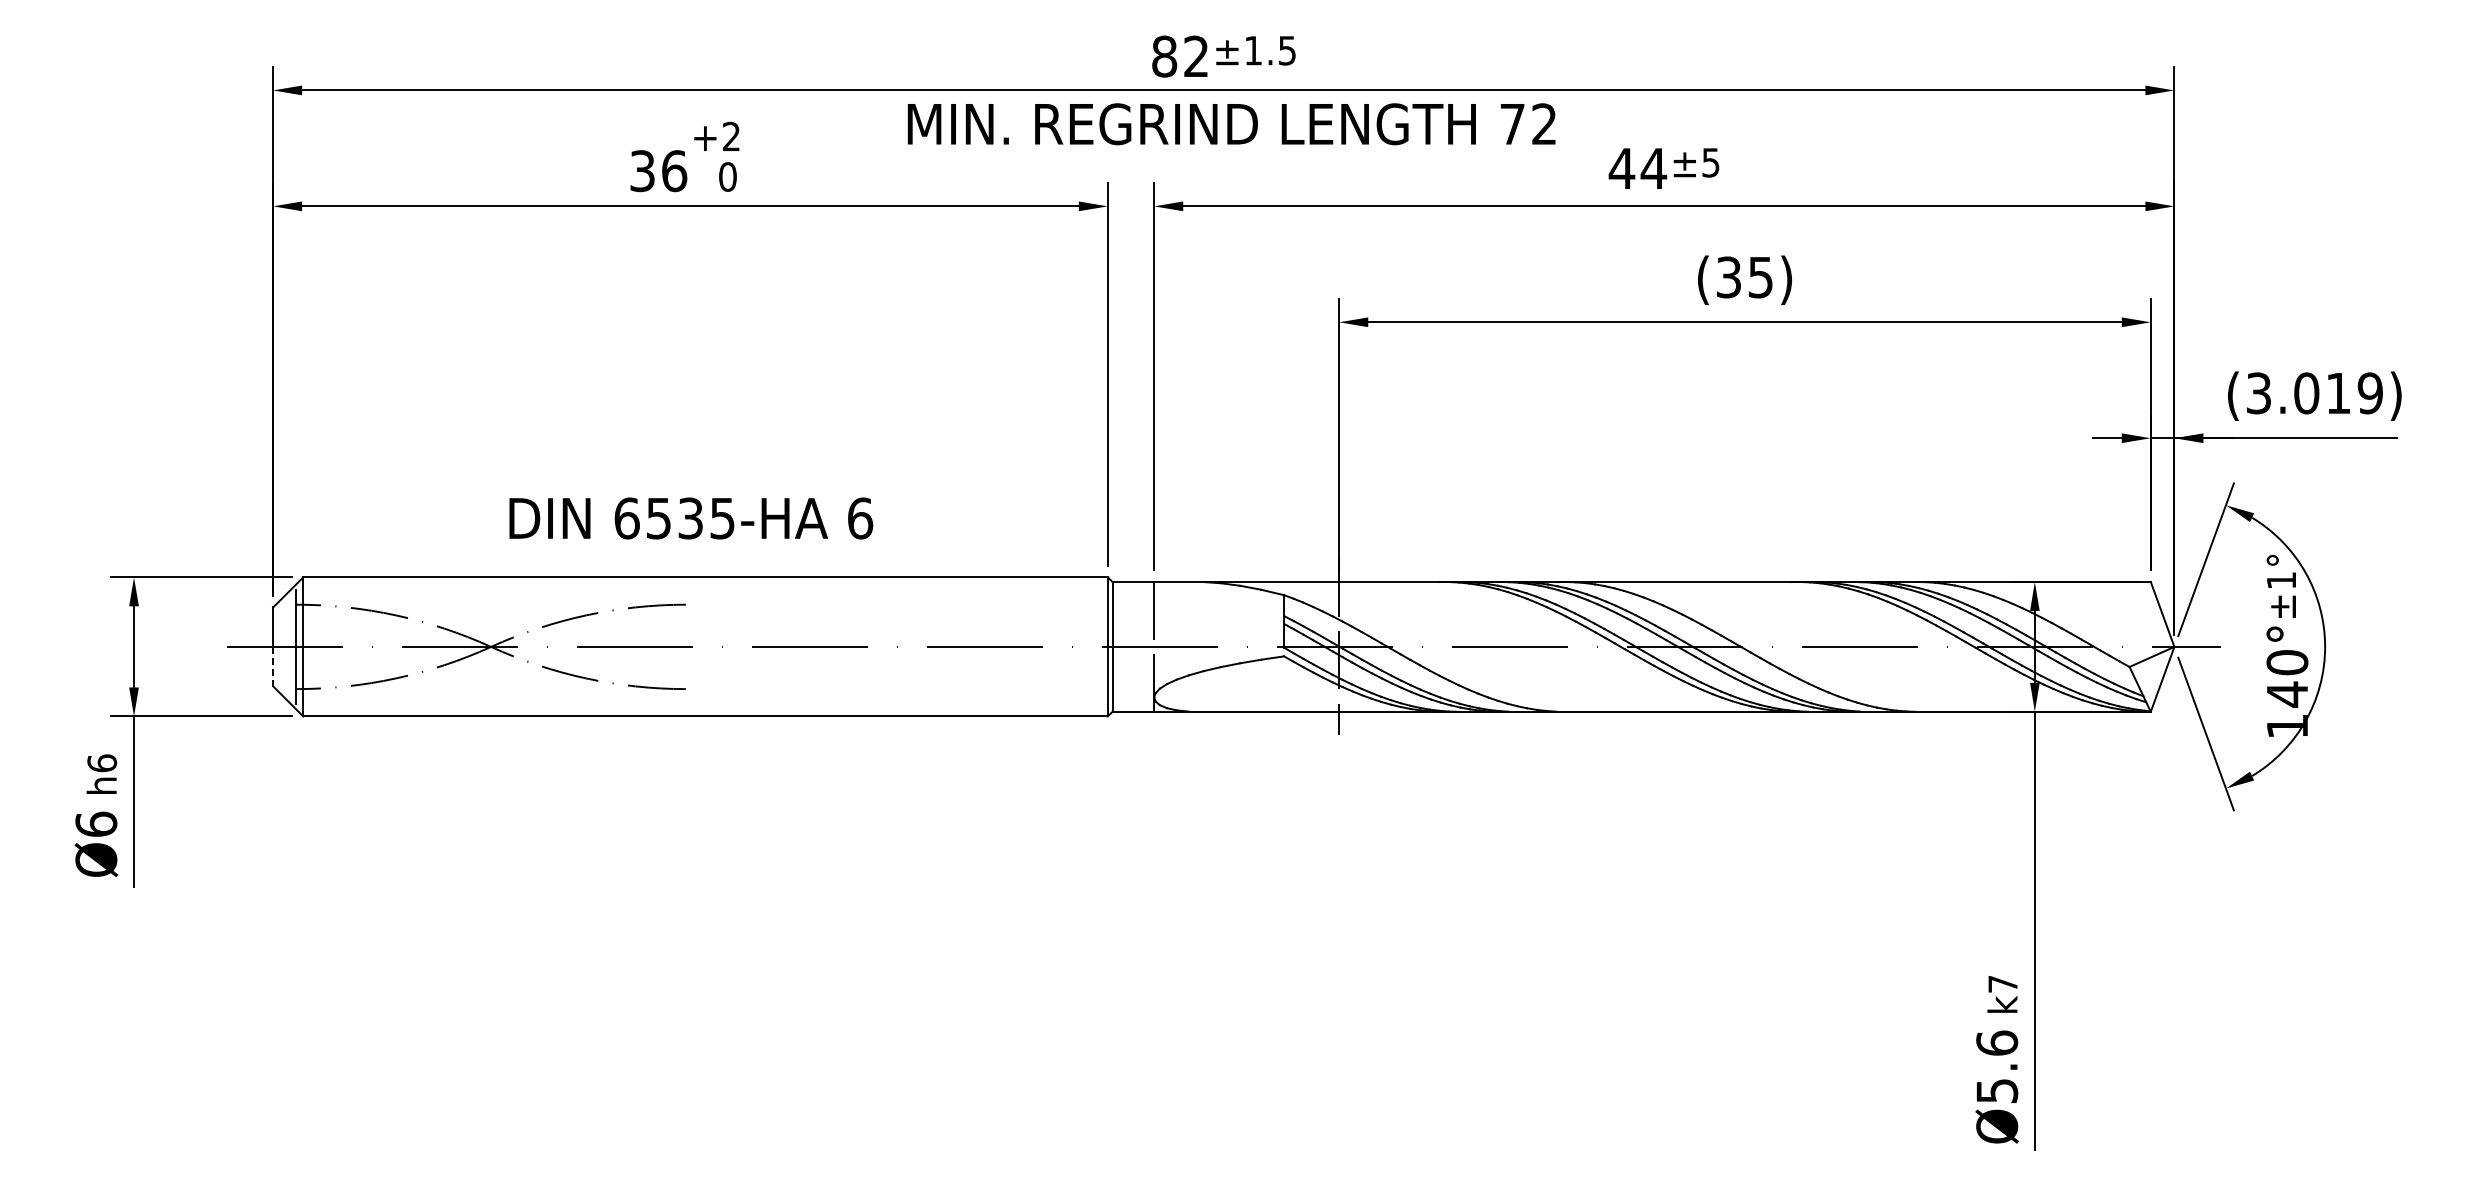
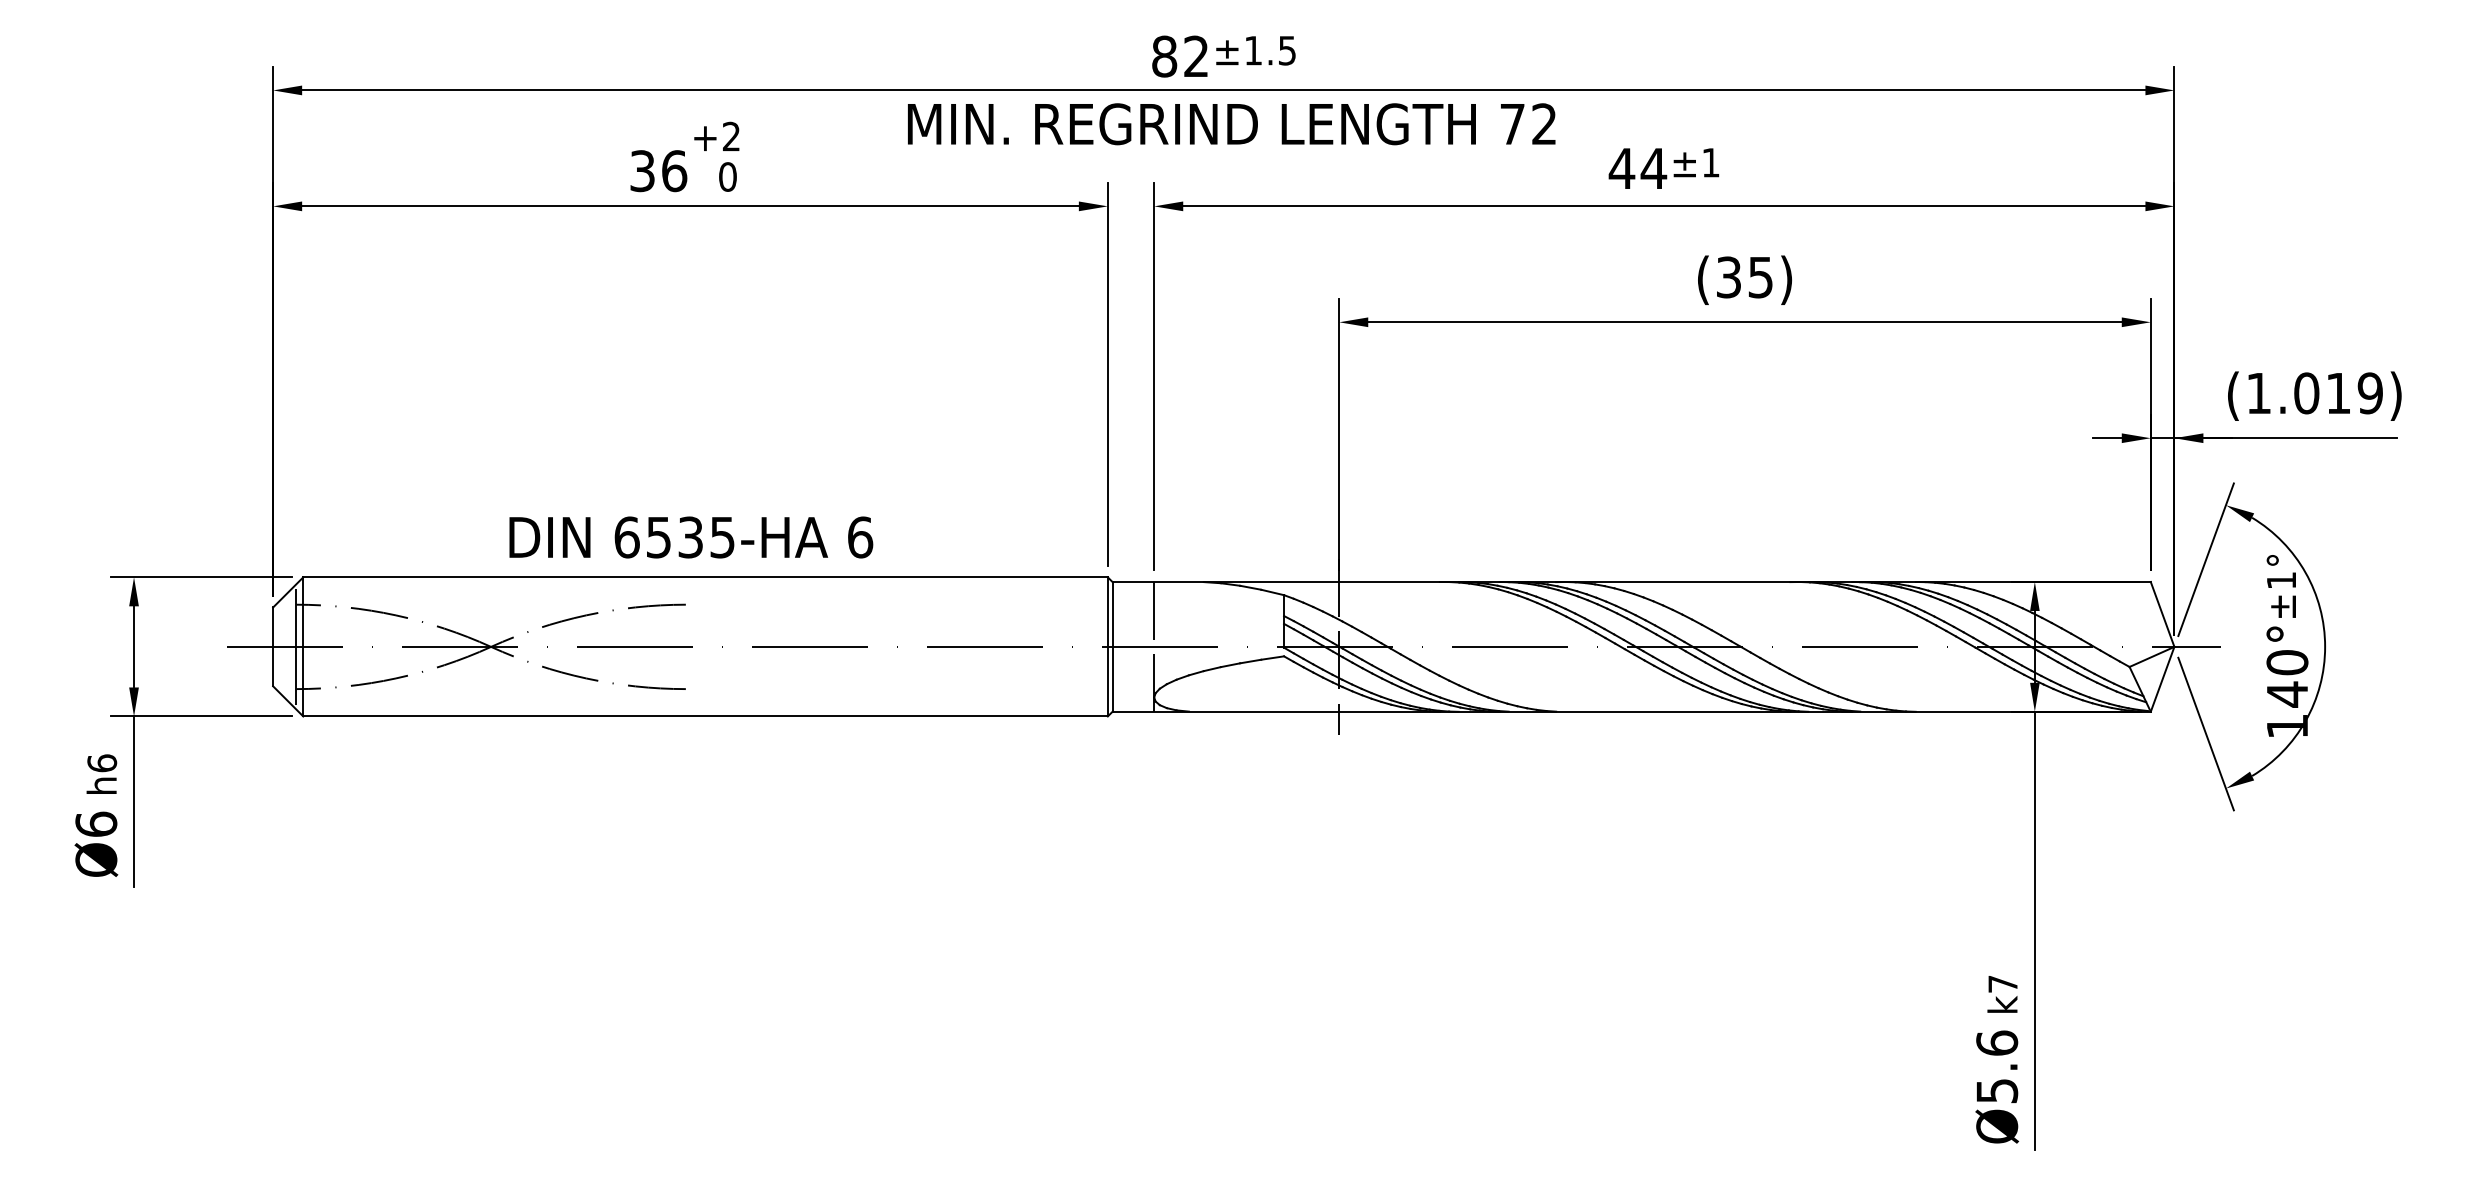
text: ±5 -> ±1 (1710, 162)
text: (3.019) -> (1.019) (2258, 393)
text position: (691, 518) -> (691, 537) (691, 537)
line: dashed -> solid (273, 666)
